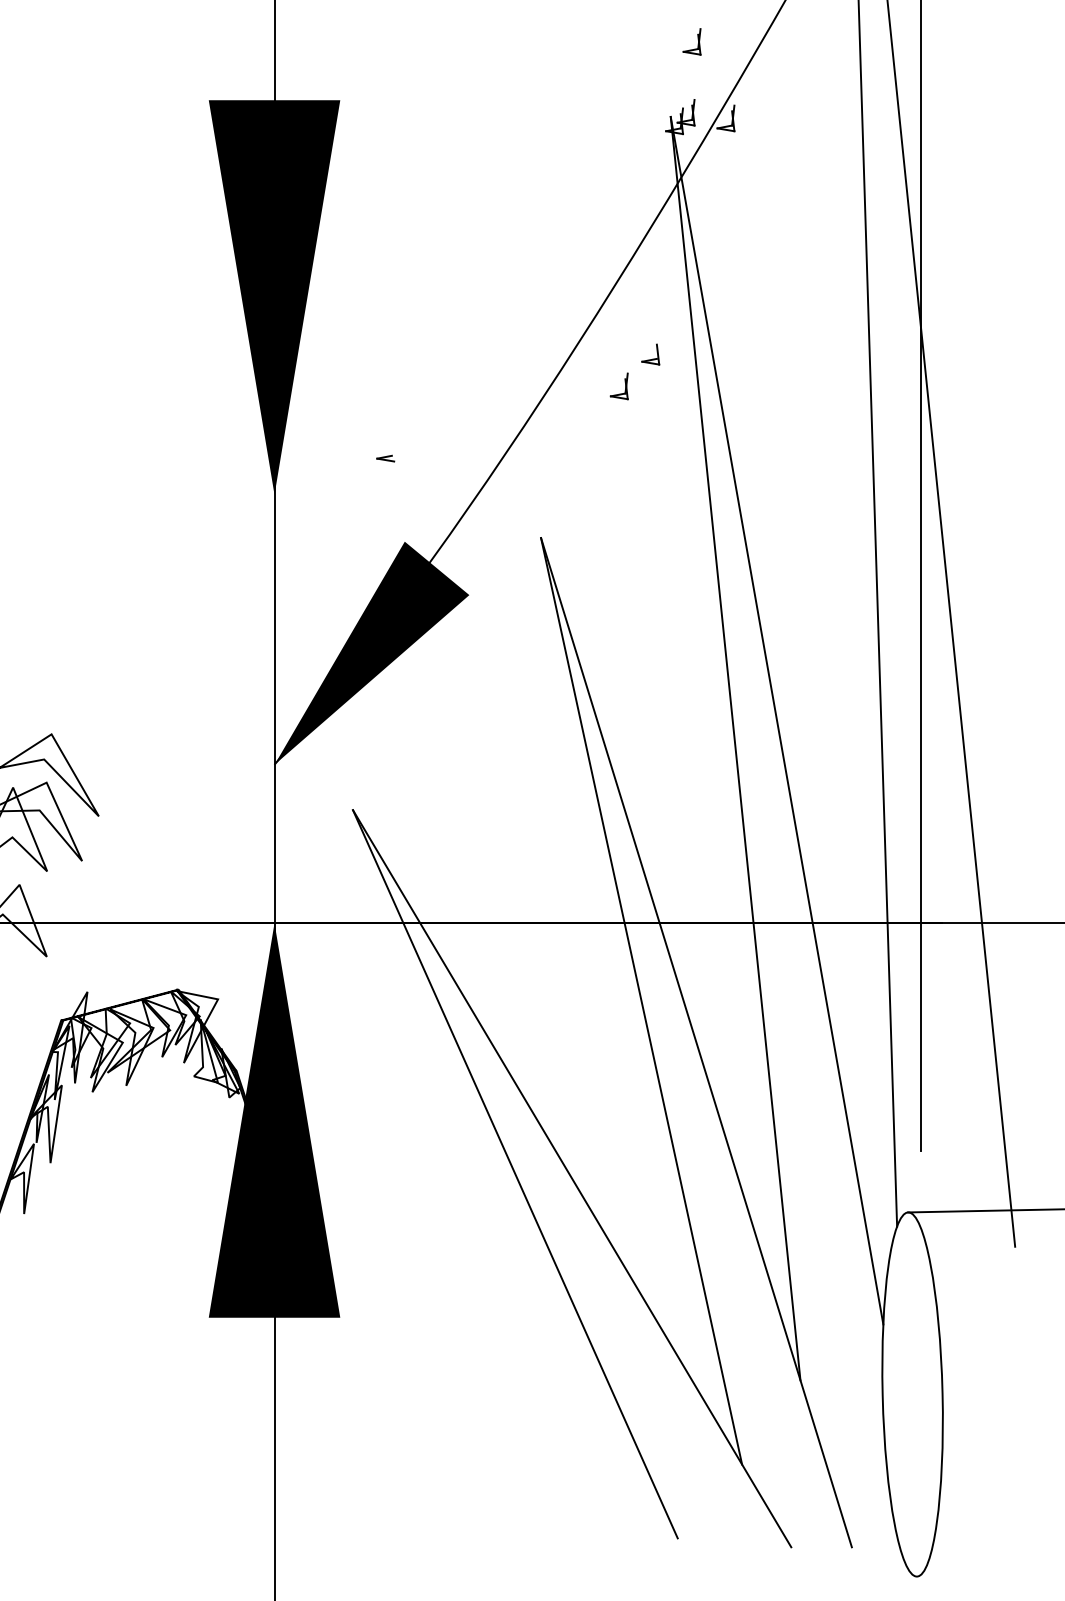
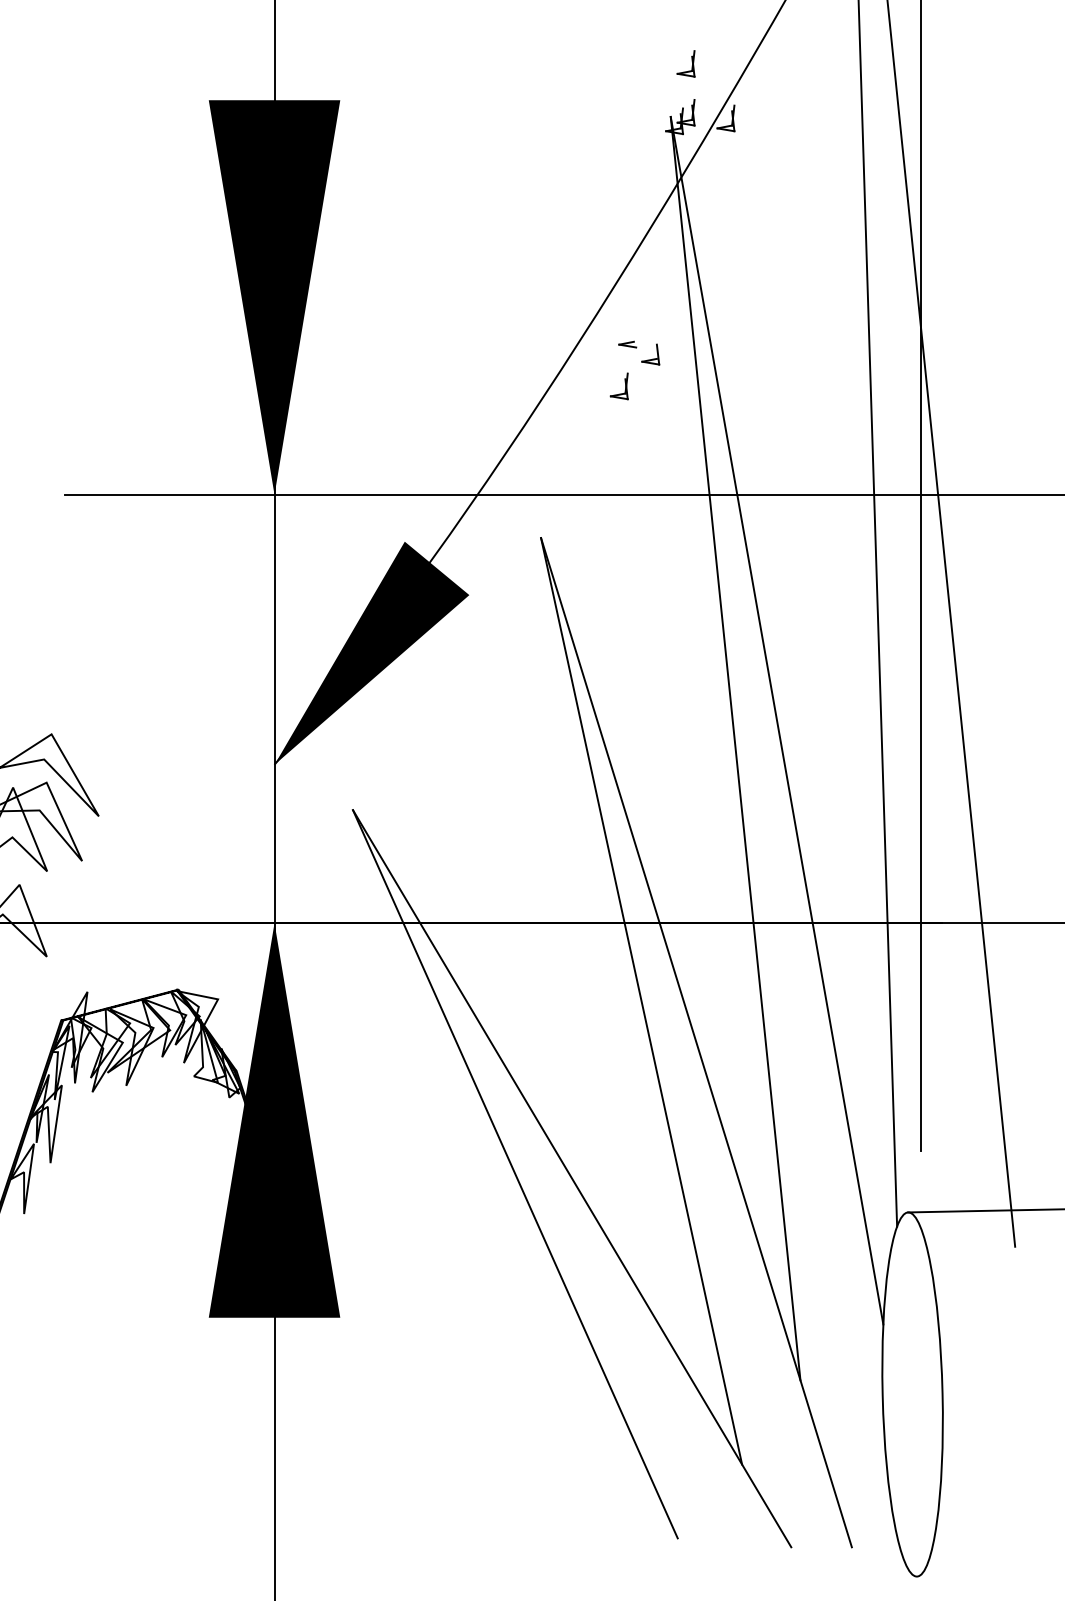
part position: (697, 39) -> (691, 61) (691, 61)
part position: (385, 458) -> (627, 344) (627, 344)
line: none -> present (563, 494)
